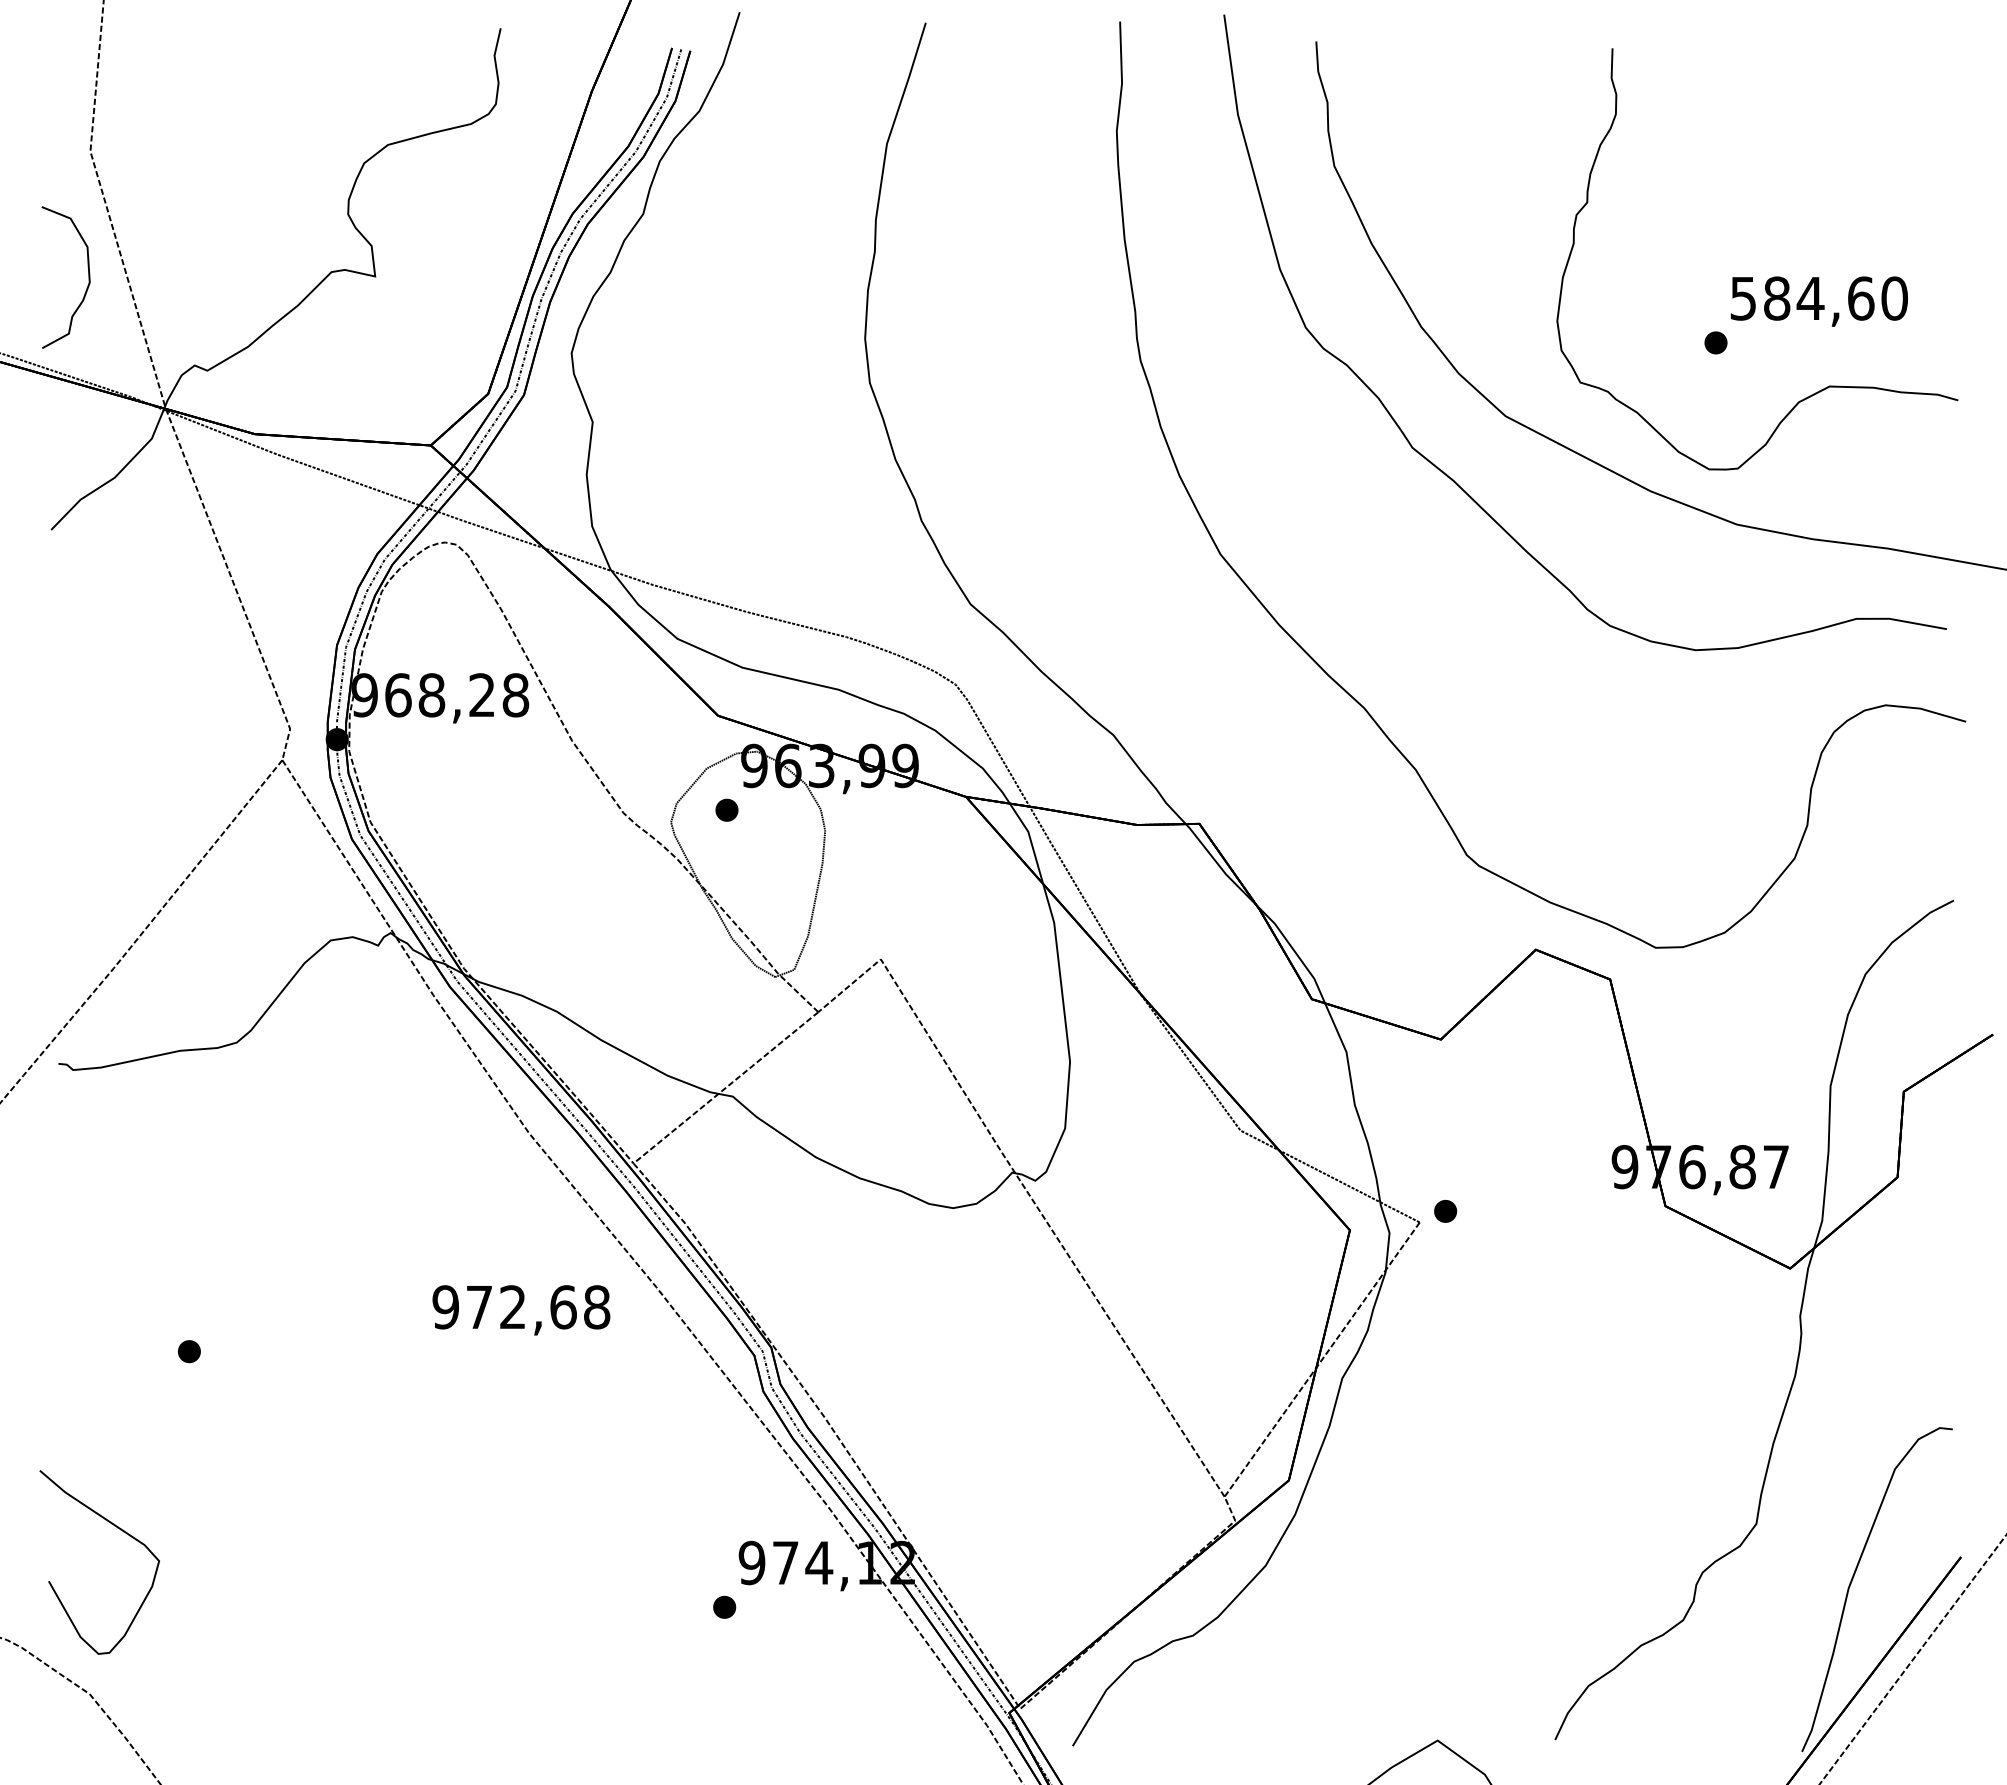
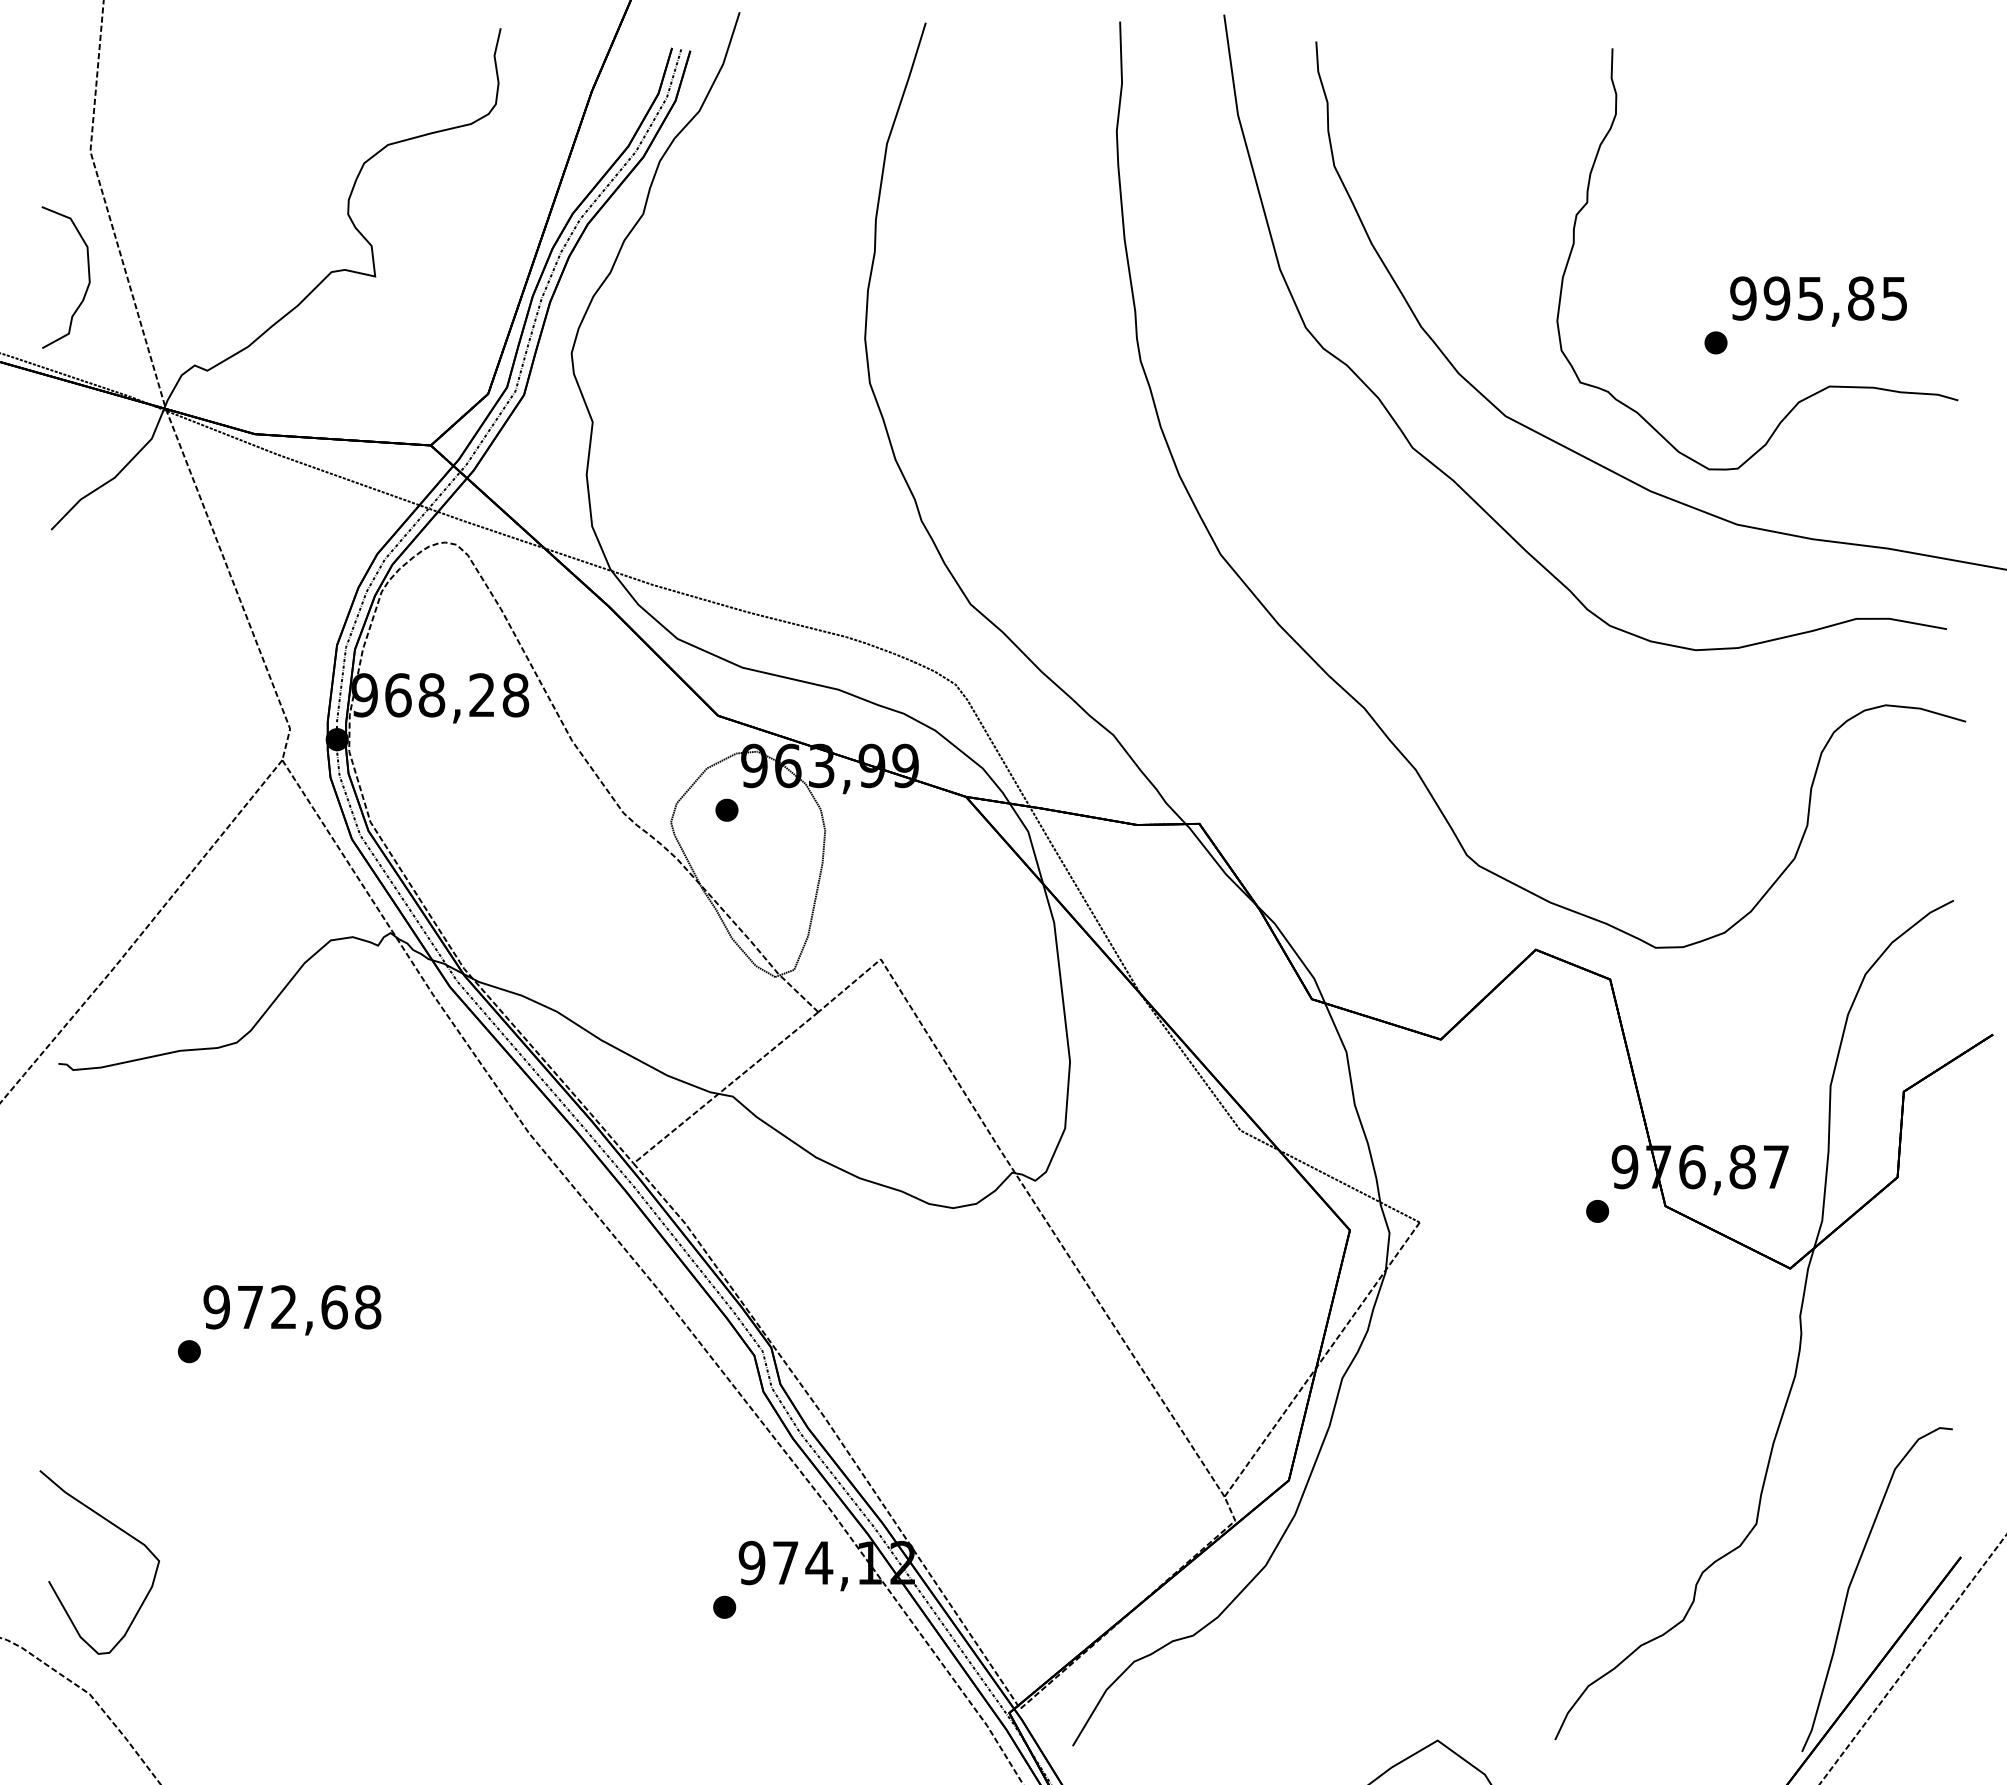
text: 584,60 -> 995,85 (1819, 298)
part position: (1445, 1211) -> (1597, 1211) (1597, 1211)
text position: (521, 1310) -> (292, 1310) (292, 1310)
